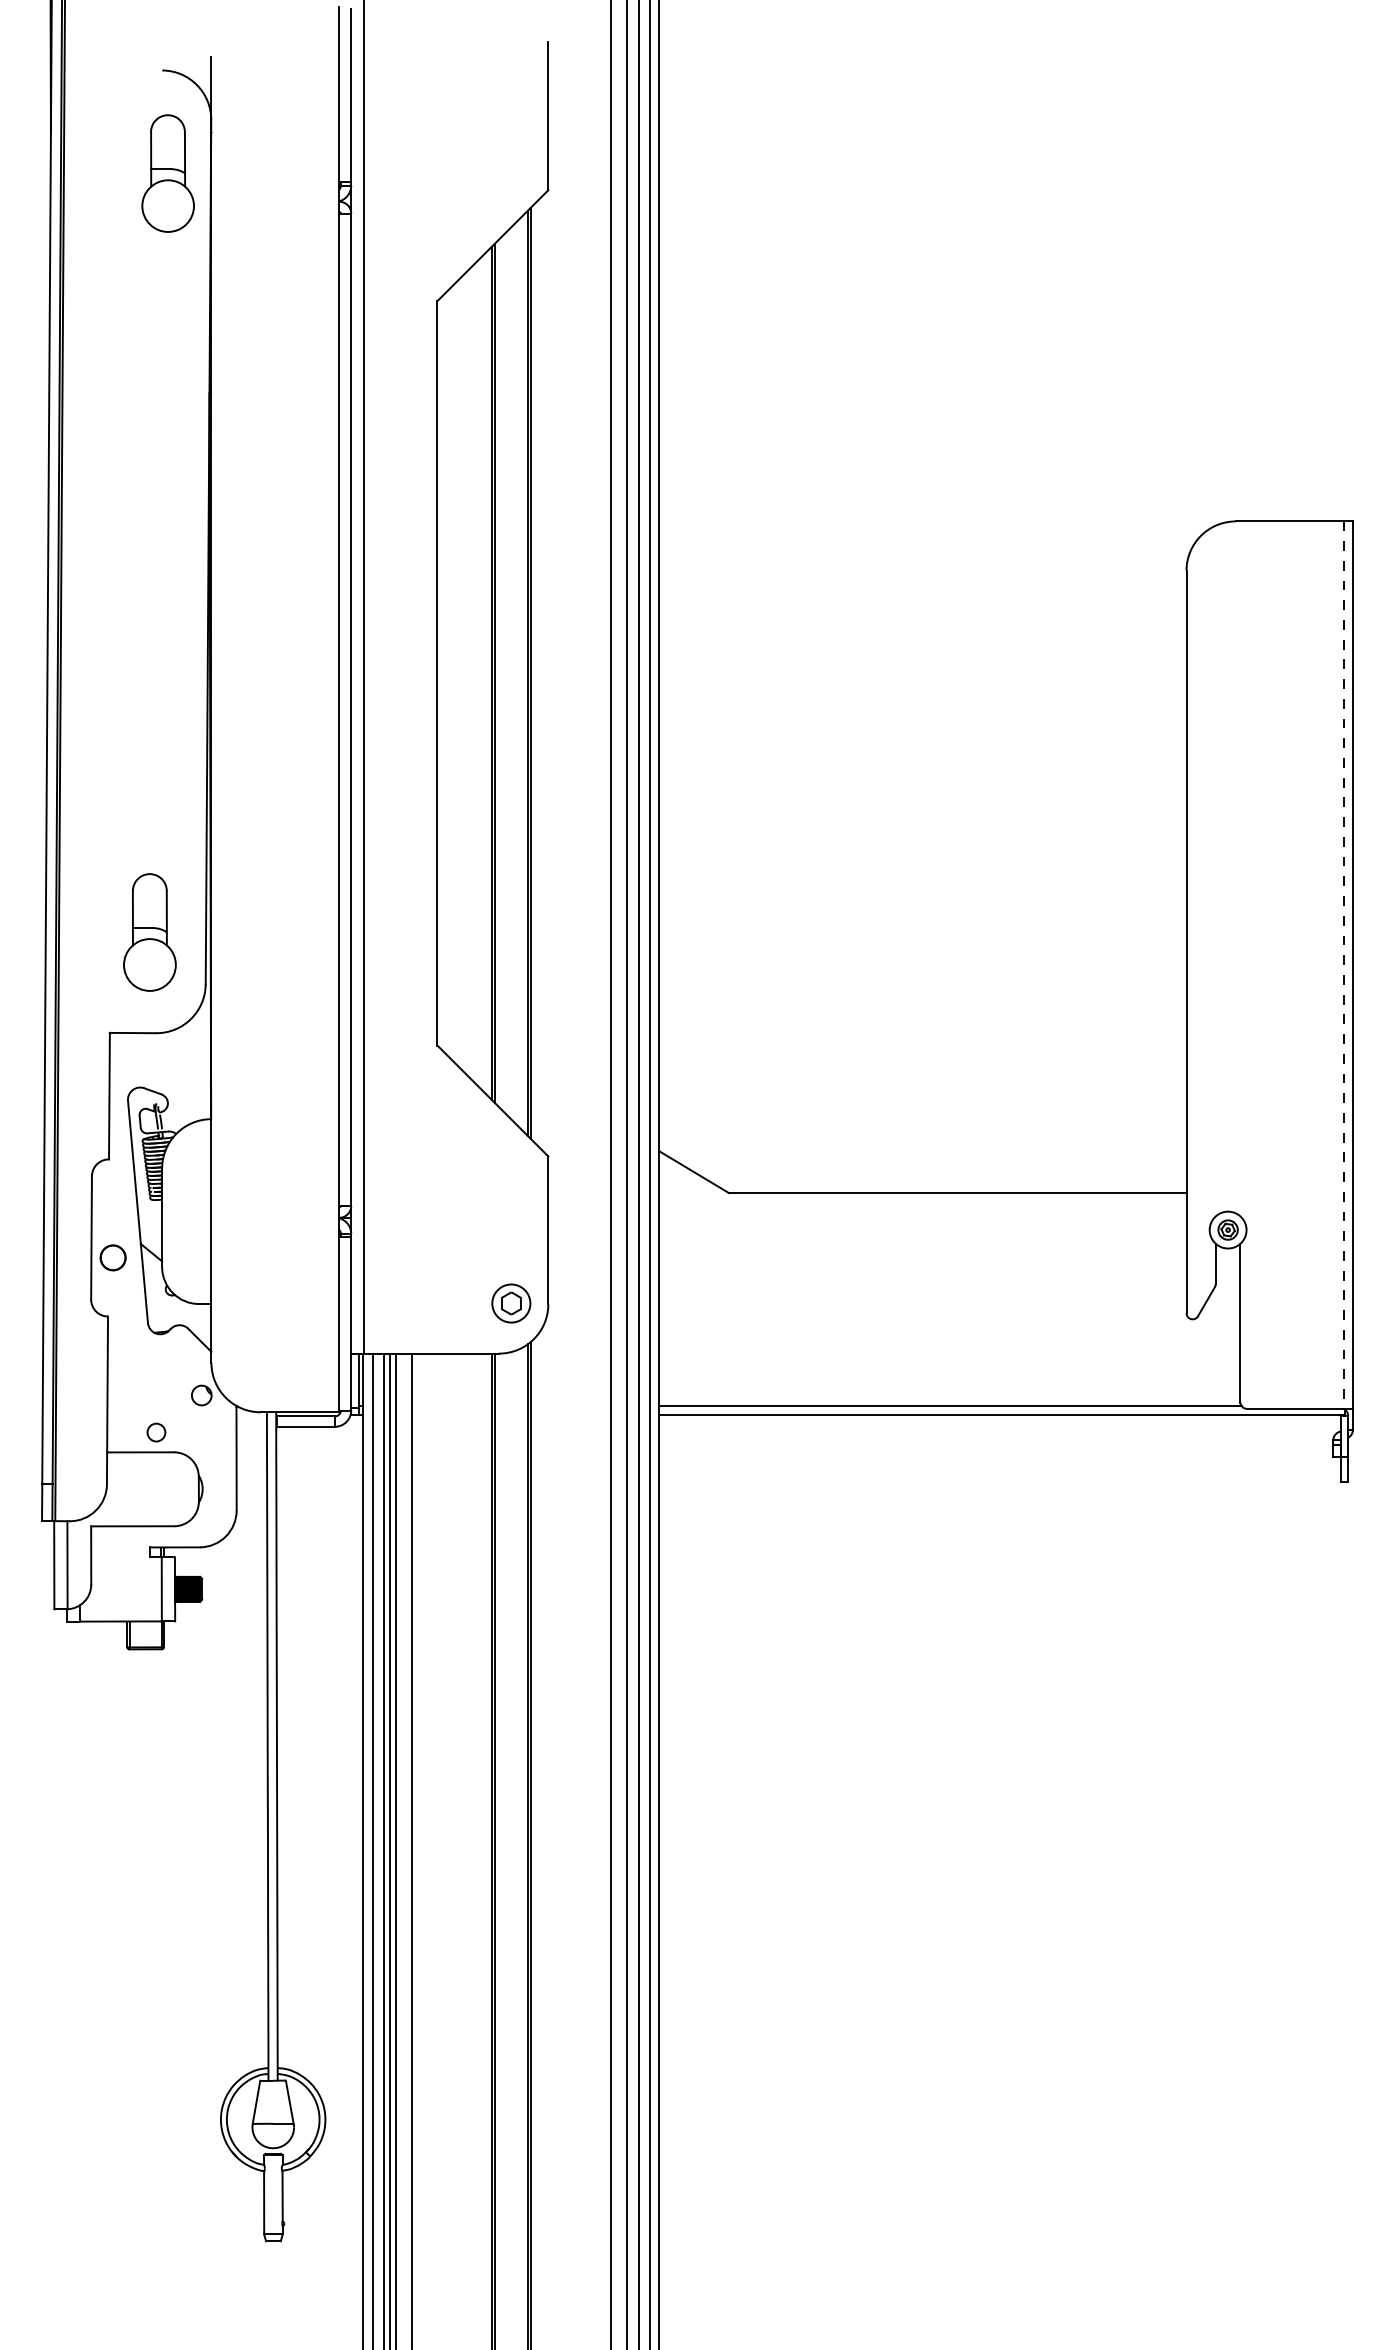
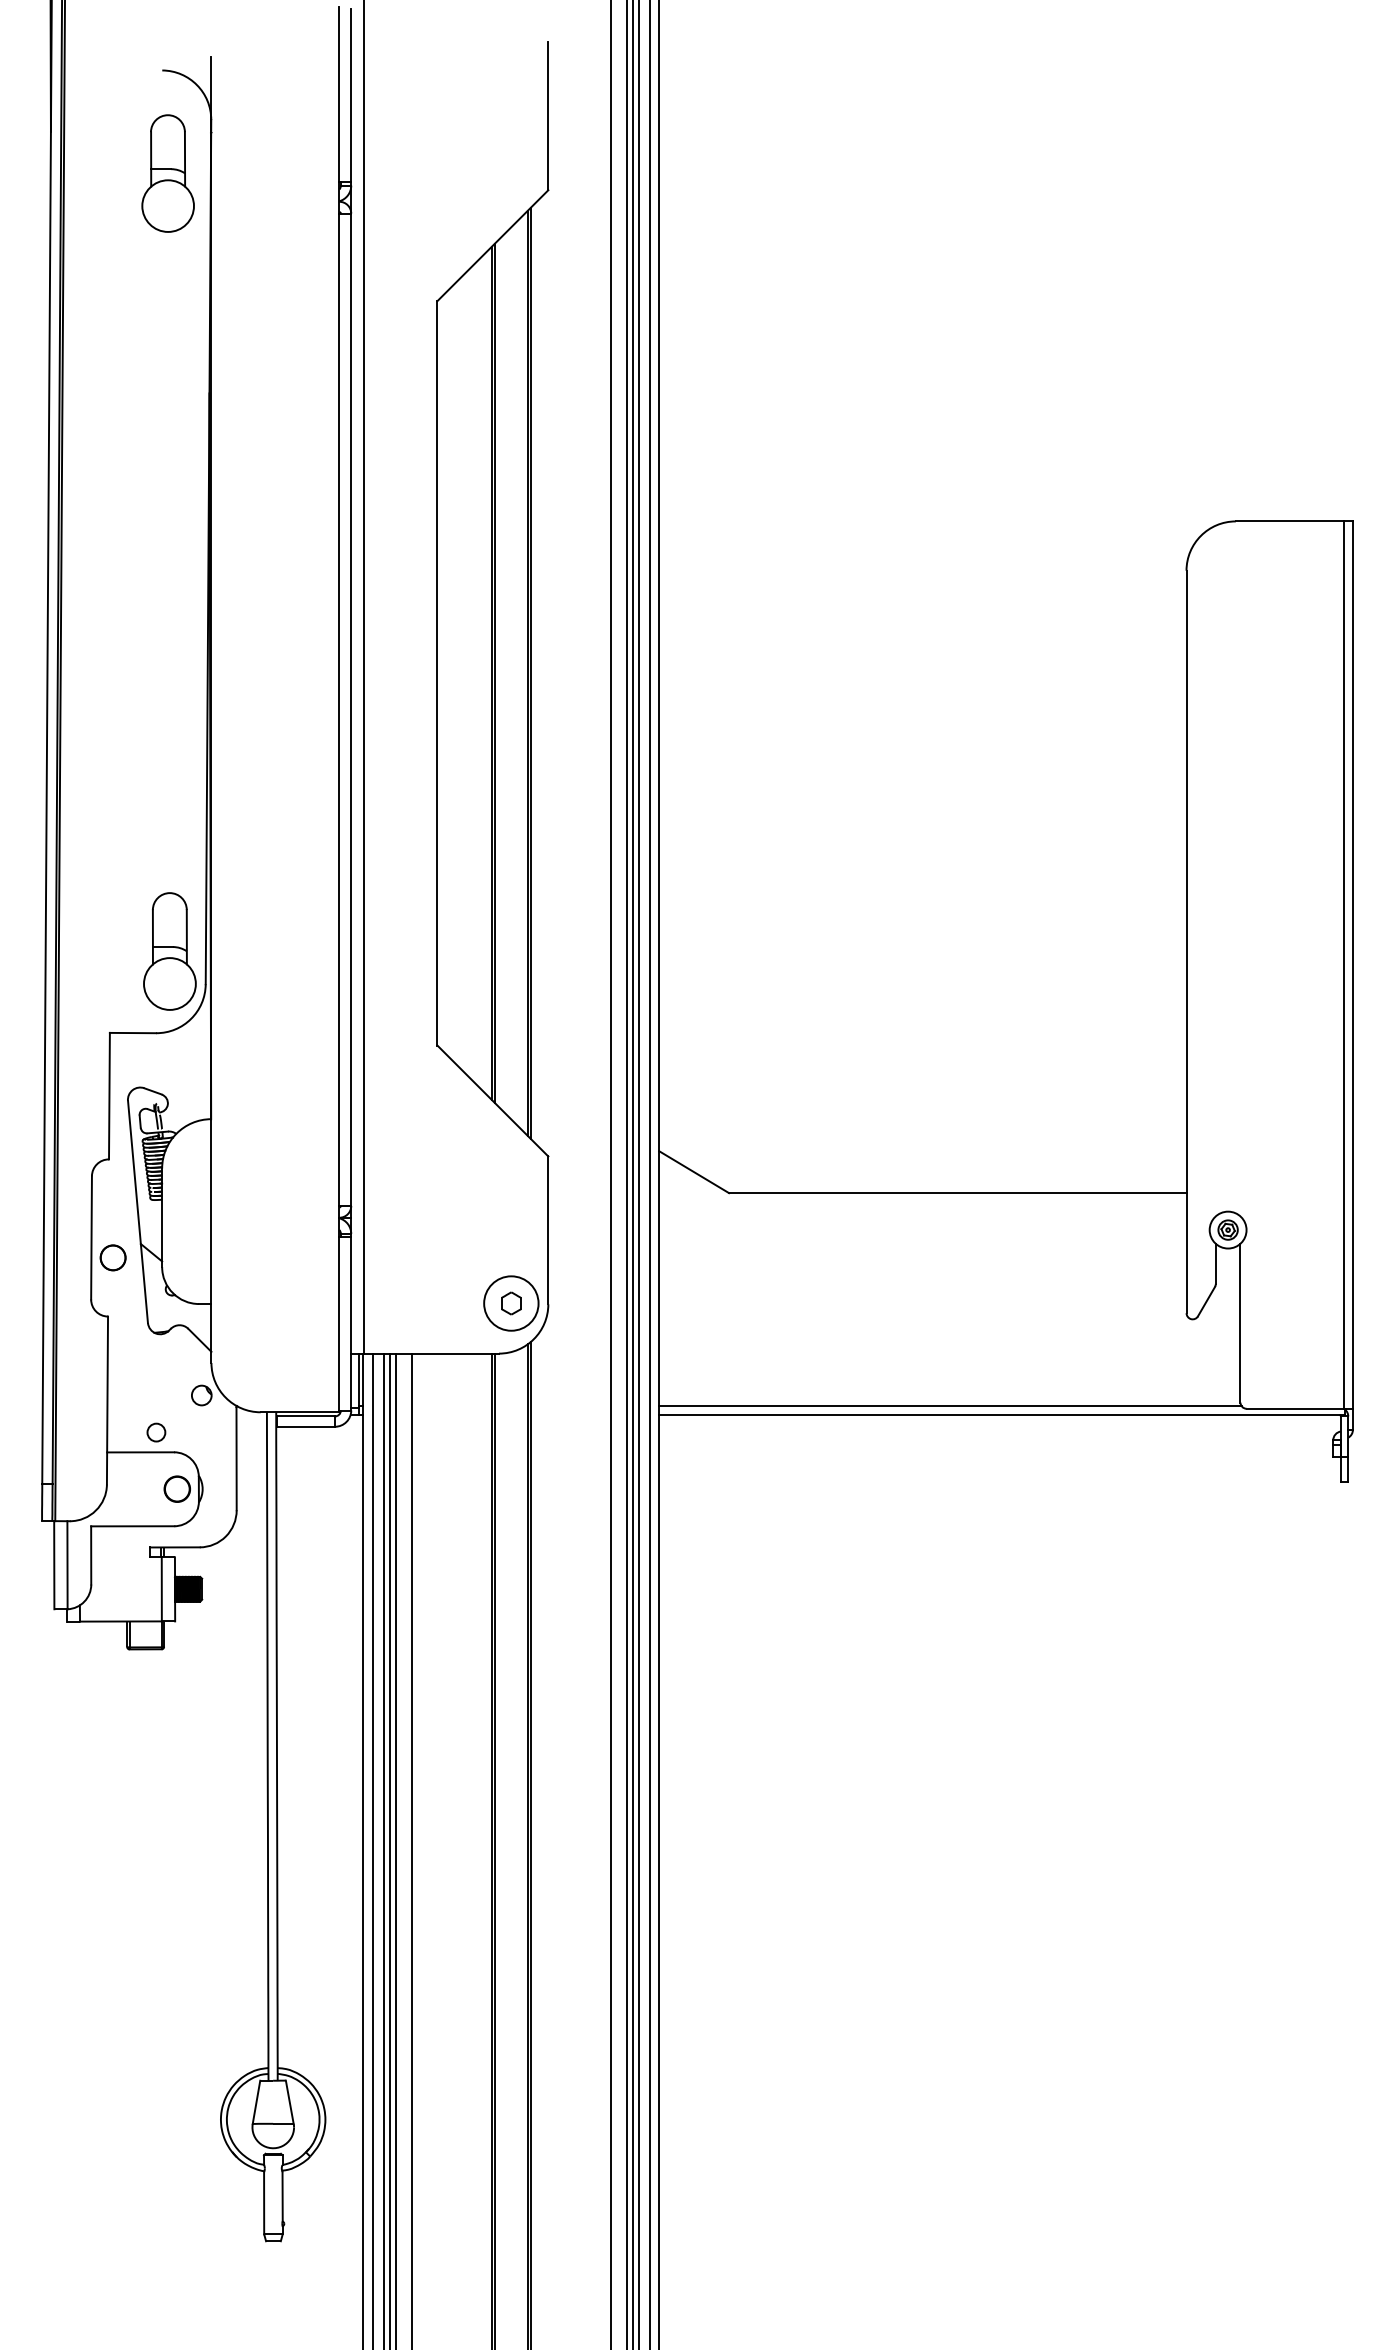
part position: (149, 932) -> (169, 951) (169, 951)
line: dashed -> solid (1344, 965)
line: none -> present (633, 1174)
circle diameter: 38 px -> 54 px (511, 1303)
circle: none -> present (176, 1488)
